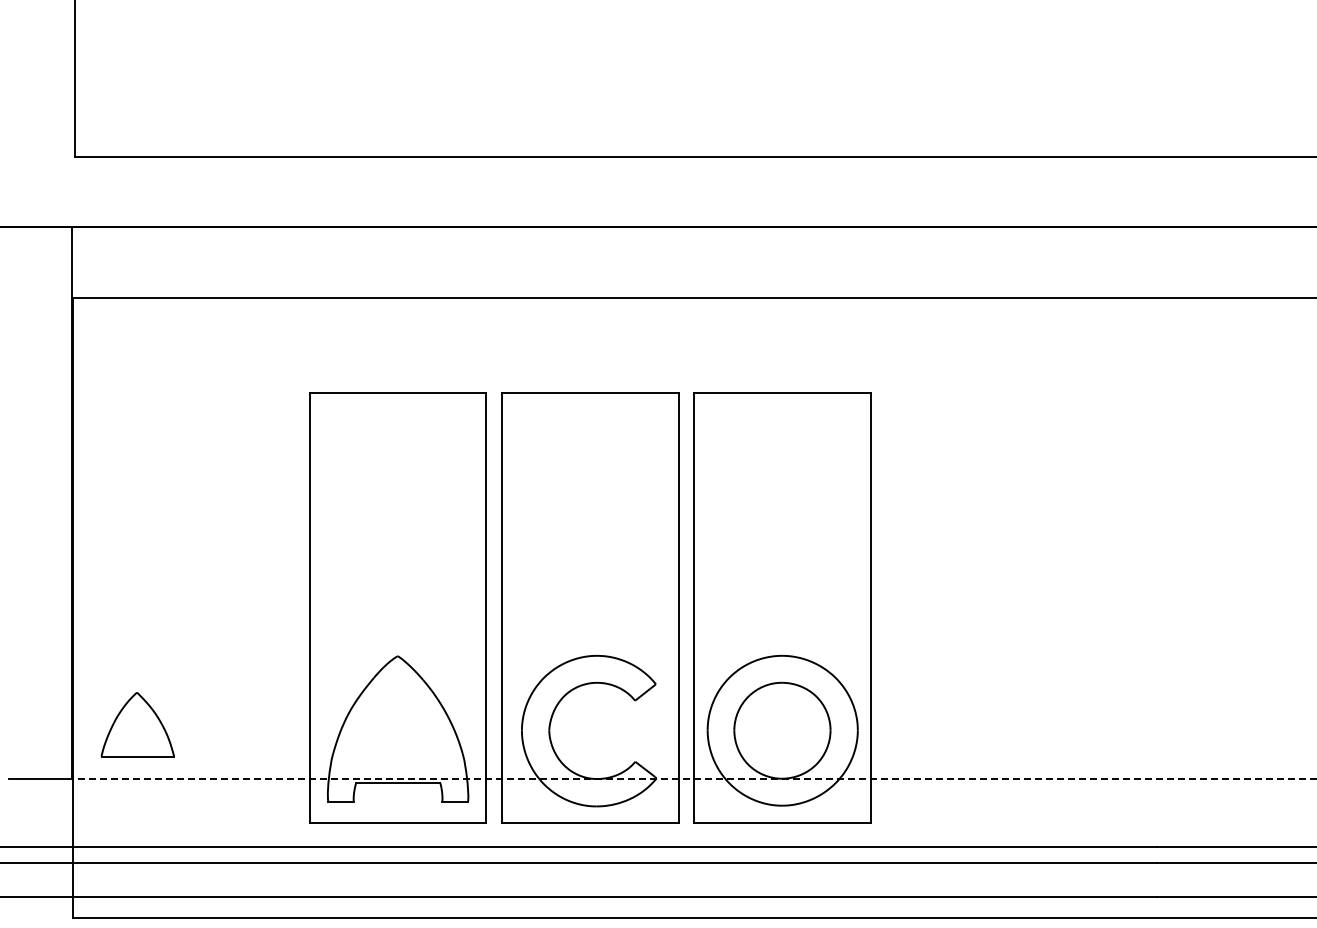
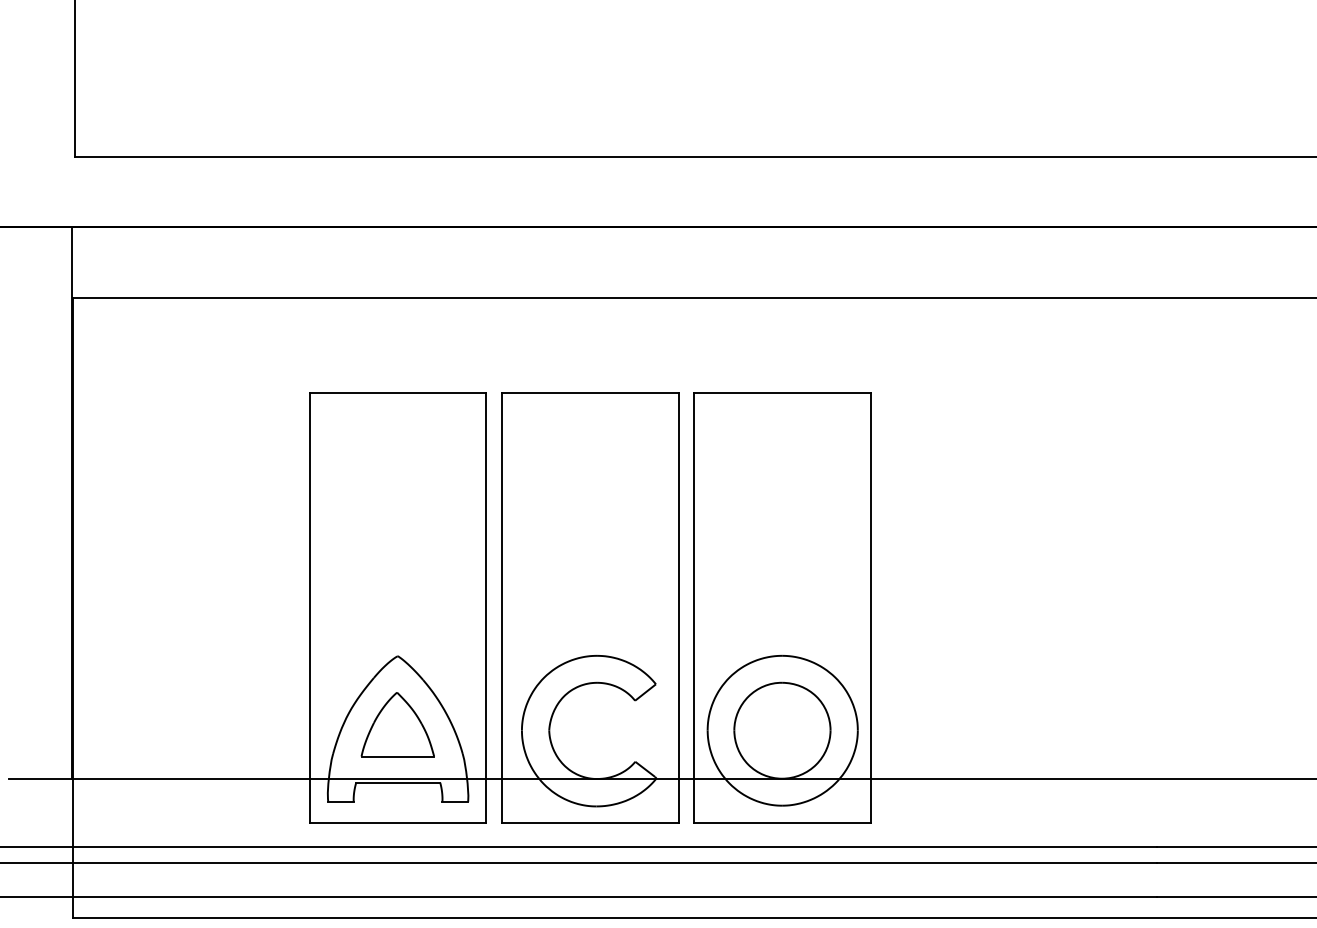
part position: (137, 724) -> (397, 724) (397, 724)
line: dashed -> solid (693, 778)
